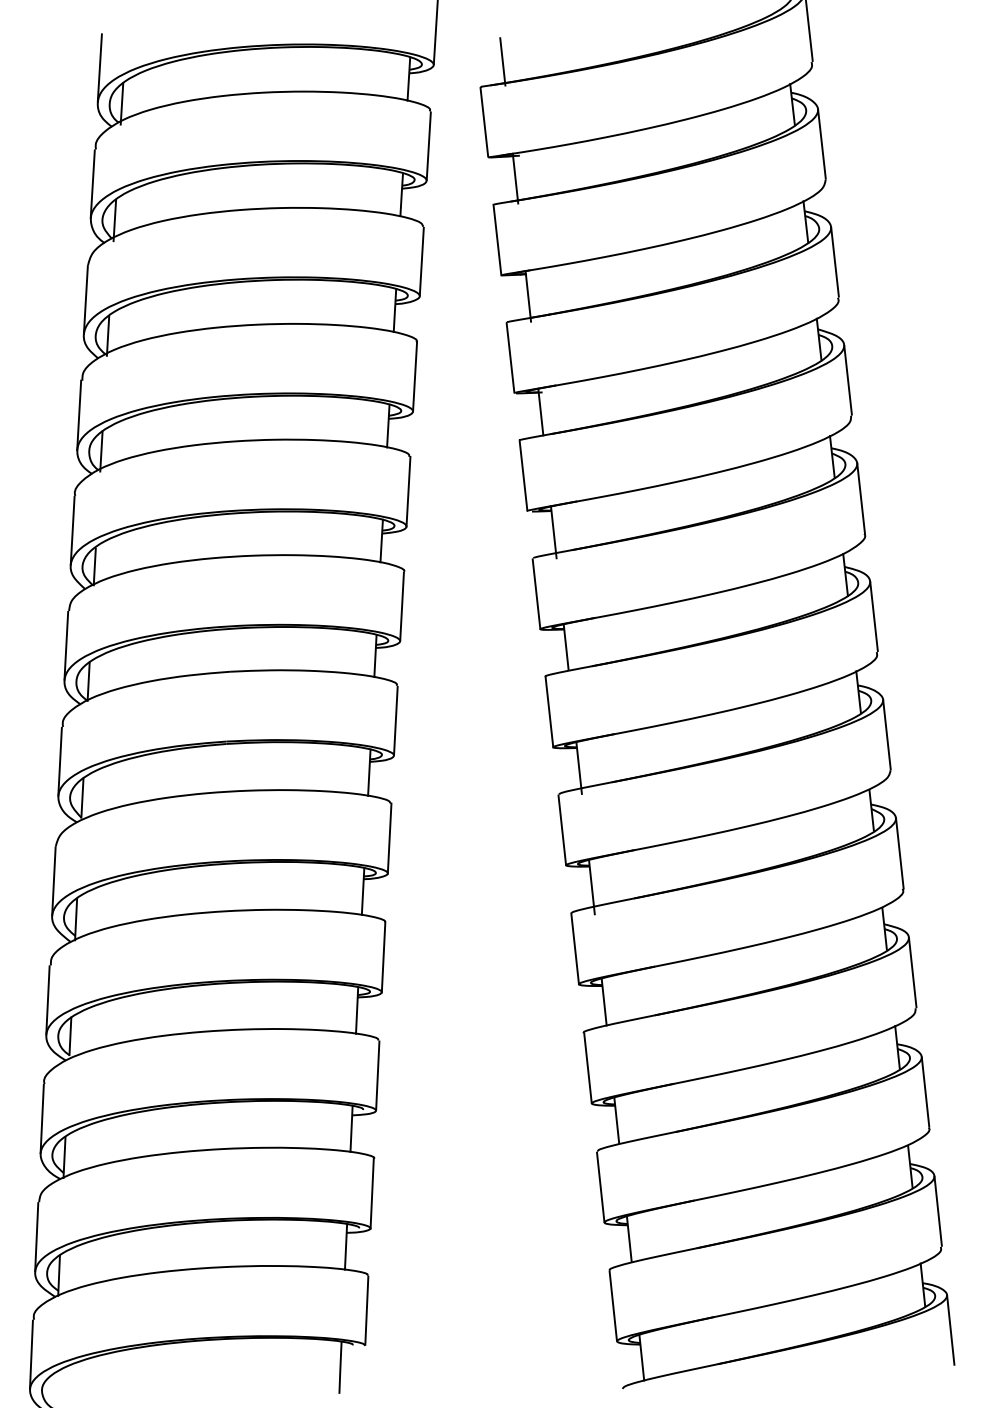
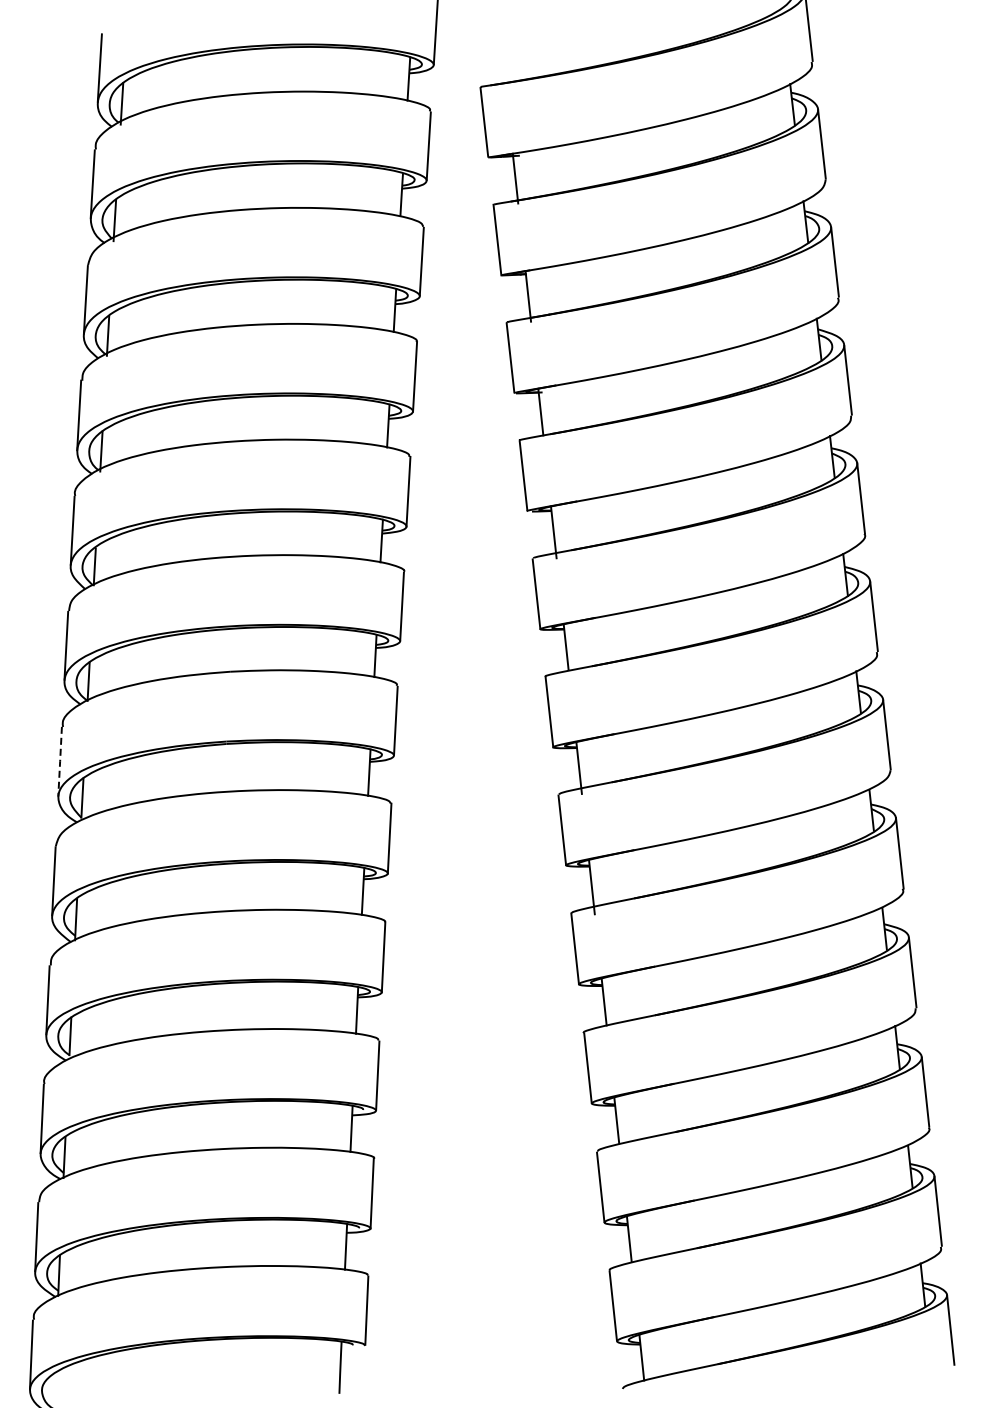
line: present -> none (502, 61)
line: solid -> dashed (60, 761)
